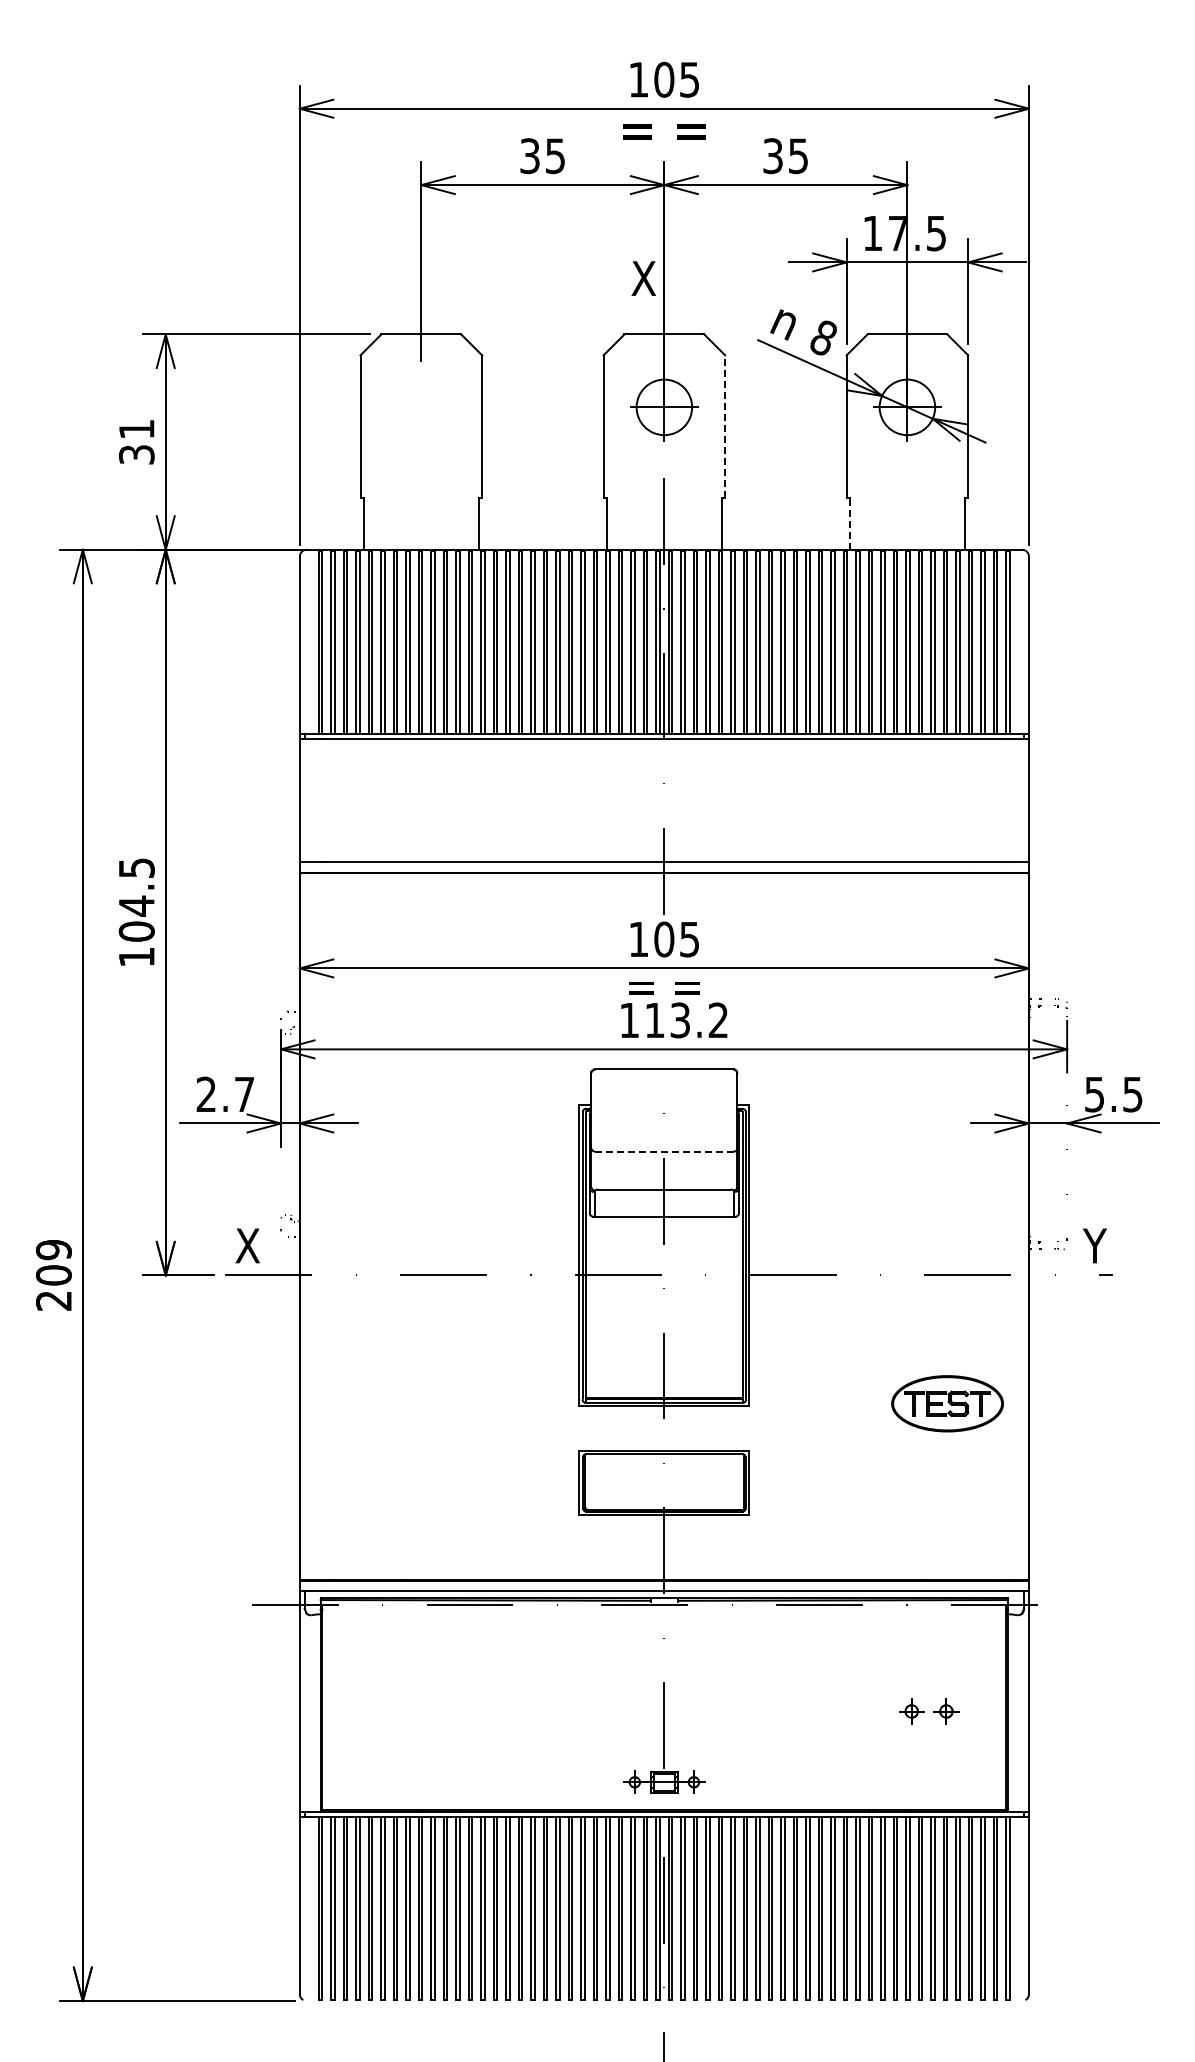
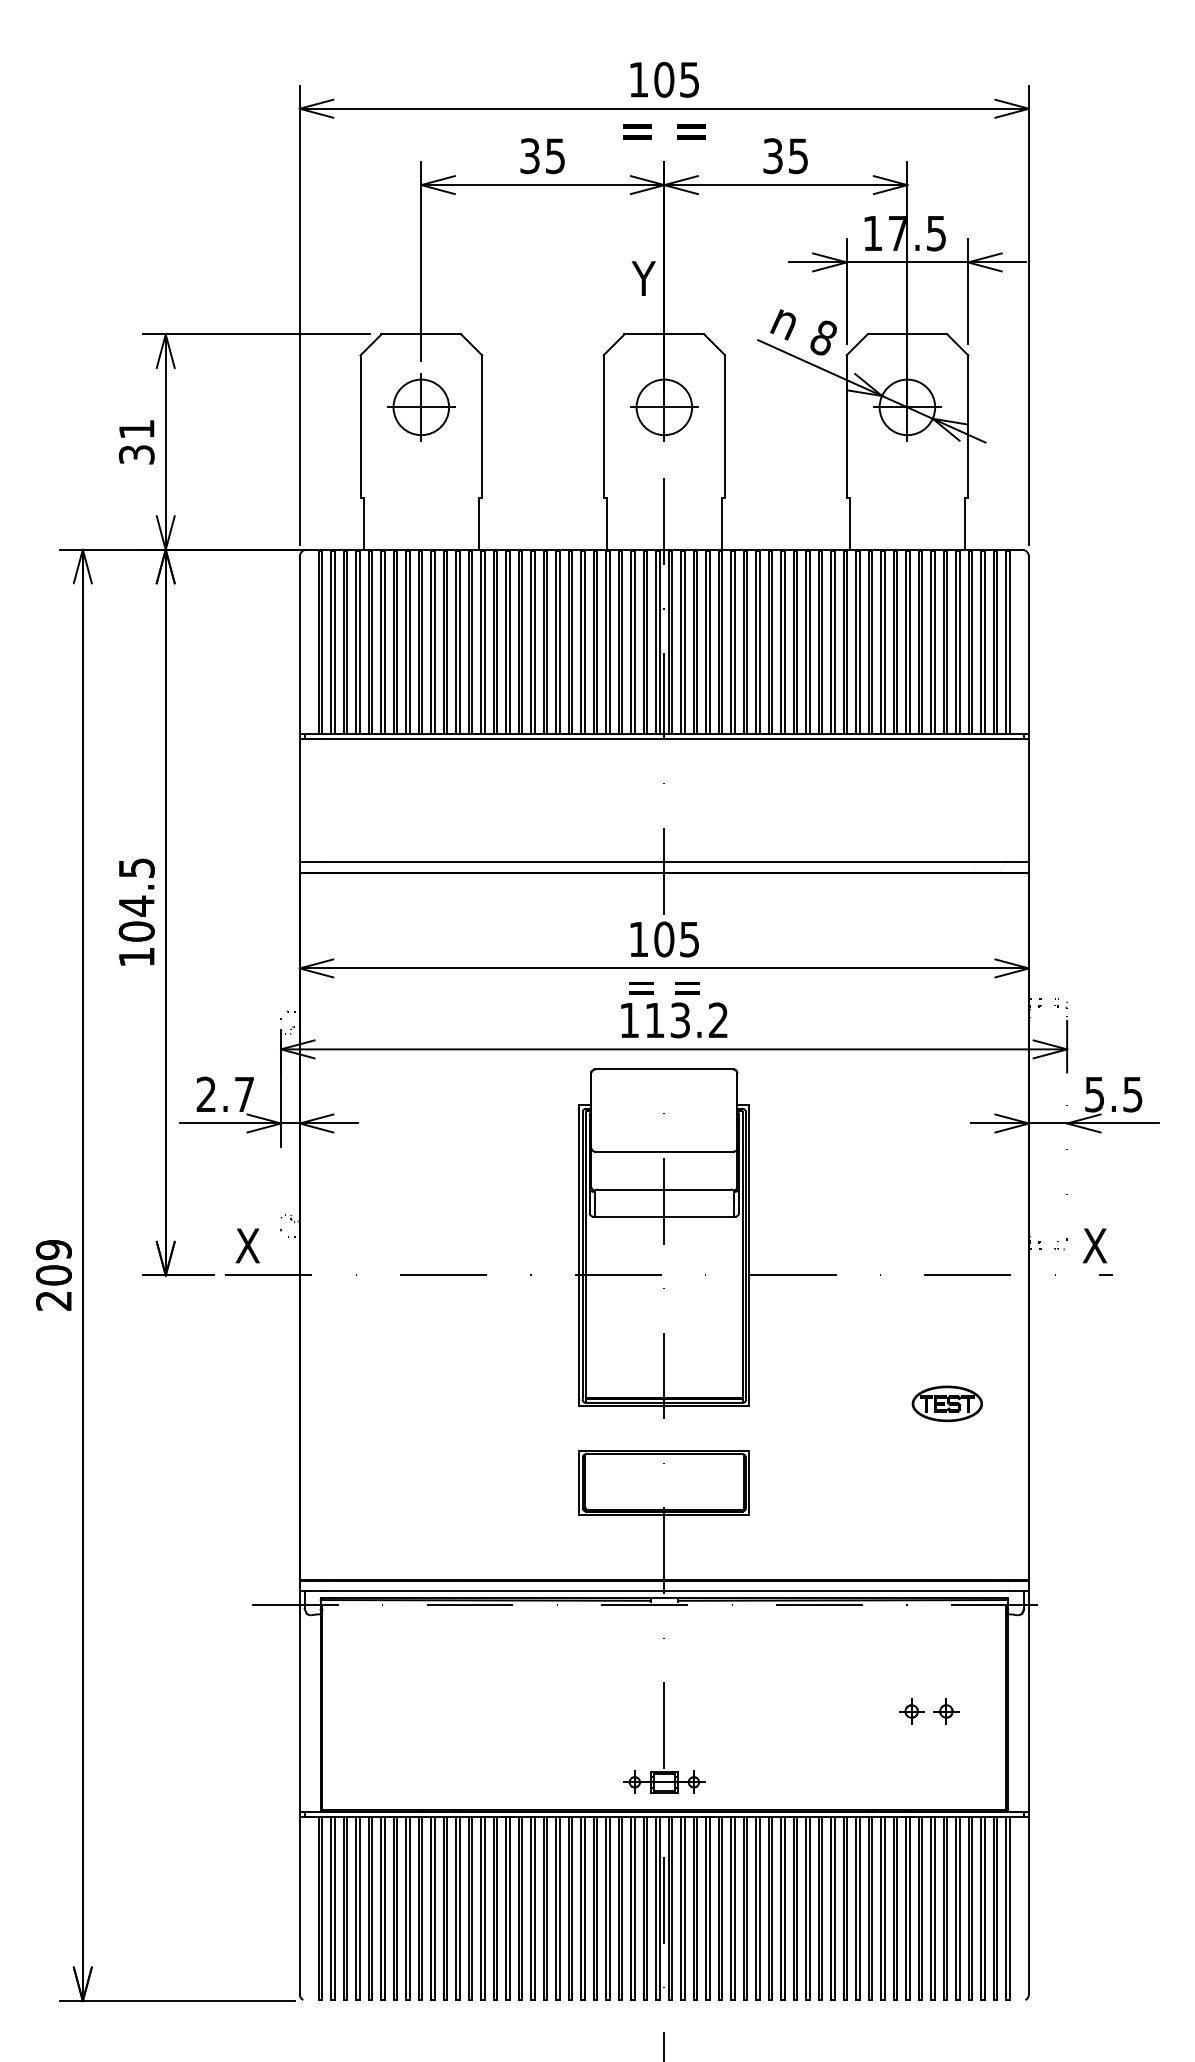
text: X -> Y (643, 278)
part: none -> present (421, 407)
line: dashed -> solid (725, 426)
line: dashed -> solid (850, 524)
line: dashed -> solid (664, 1151)
text: Y -> X (1094, 1245)
part size: 113x58 px -> 72x38 px (946, 1403)
